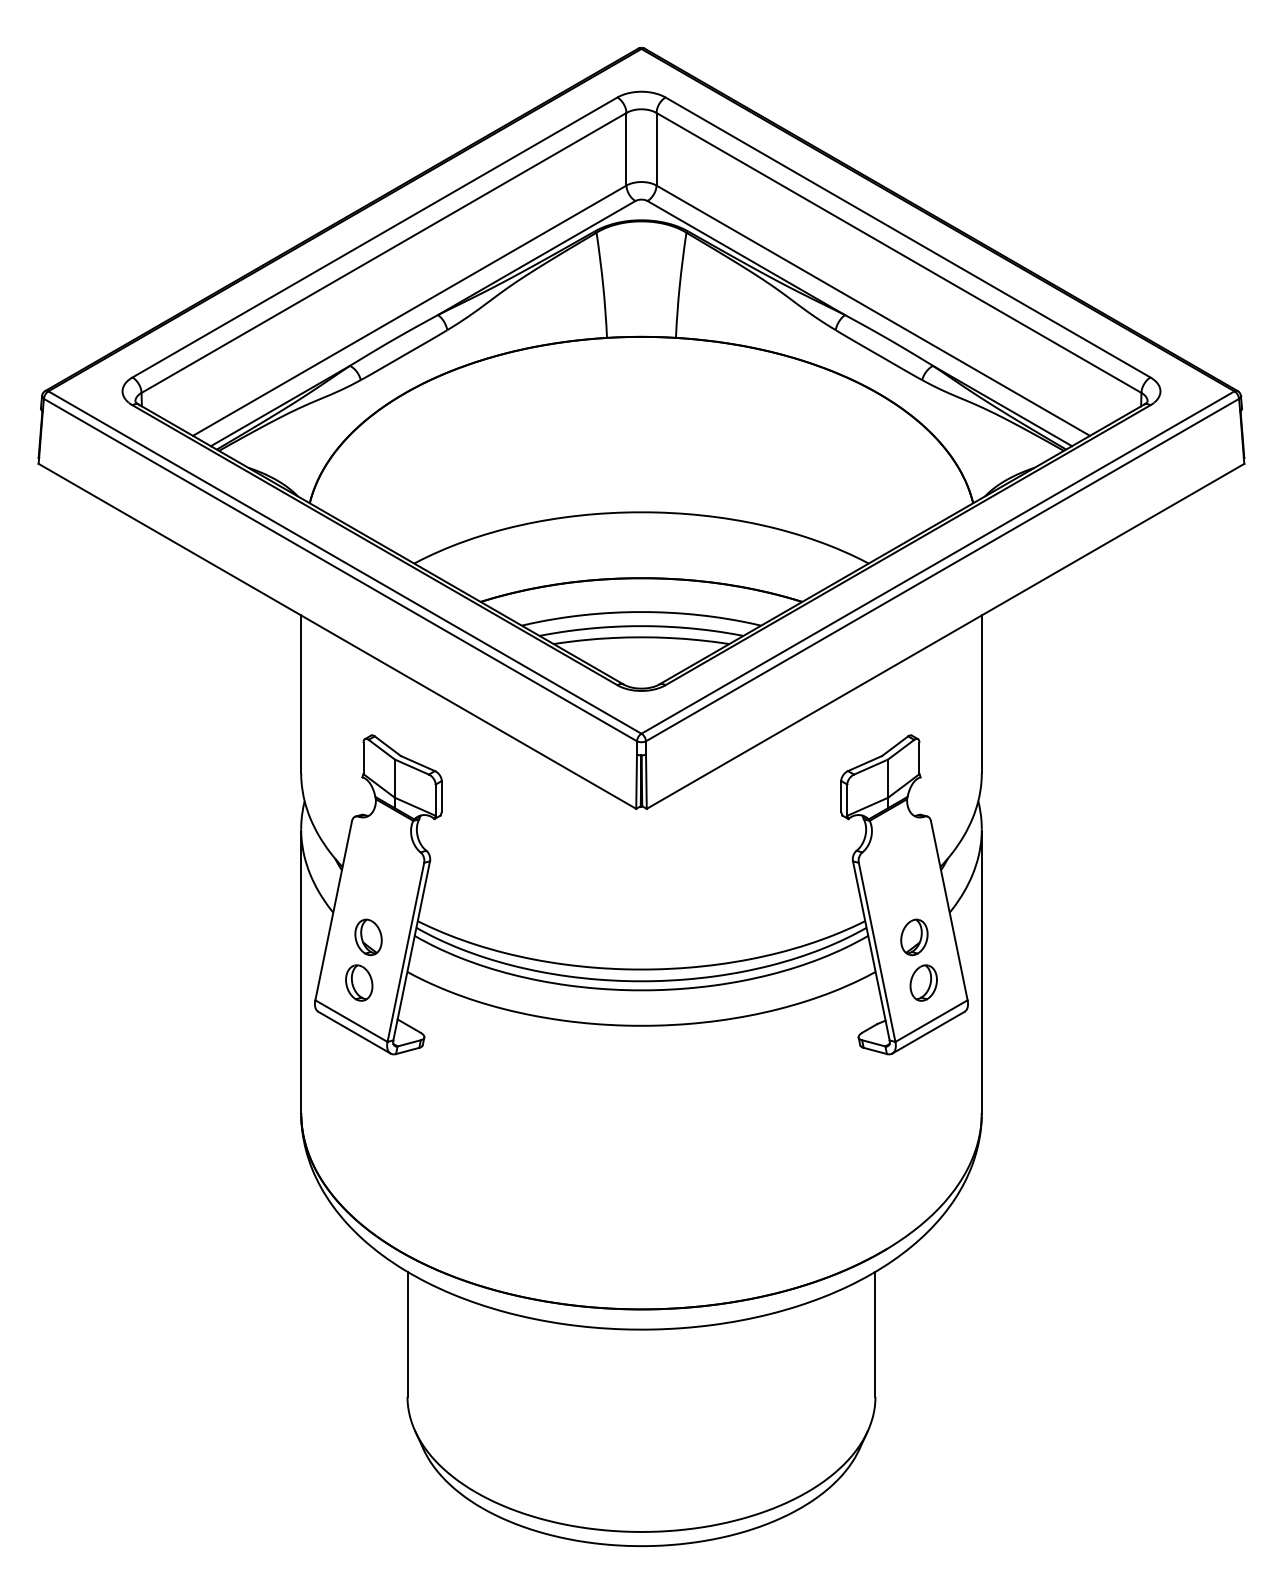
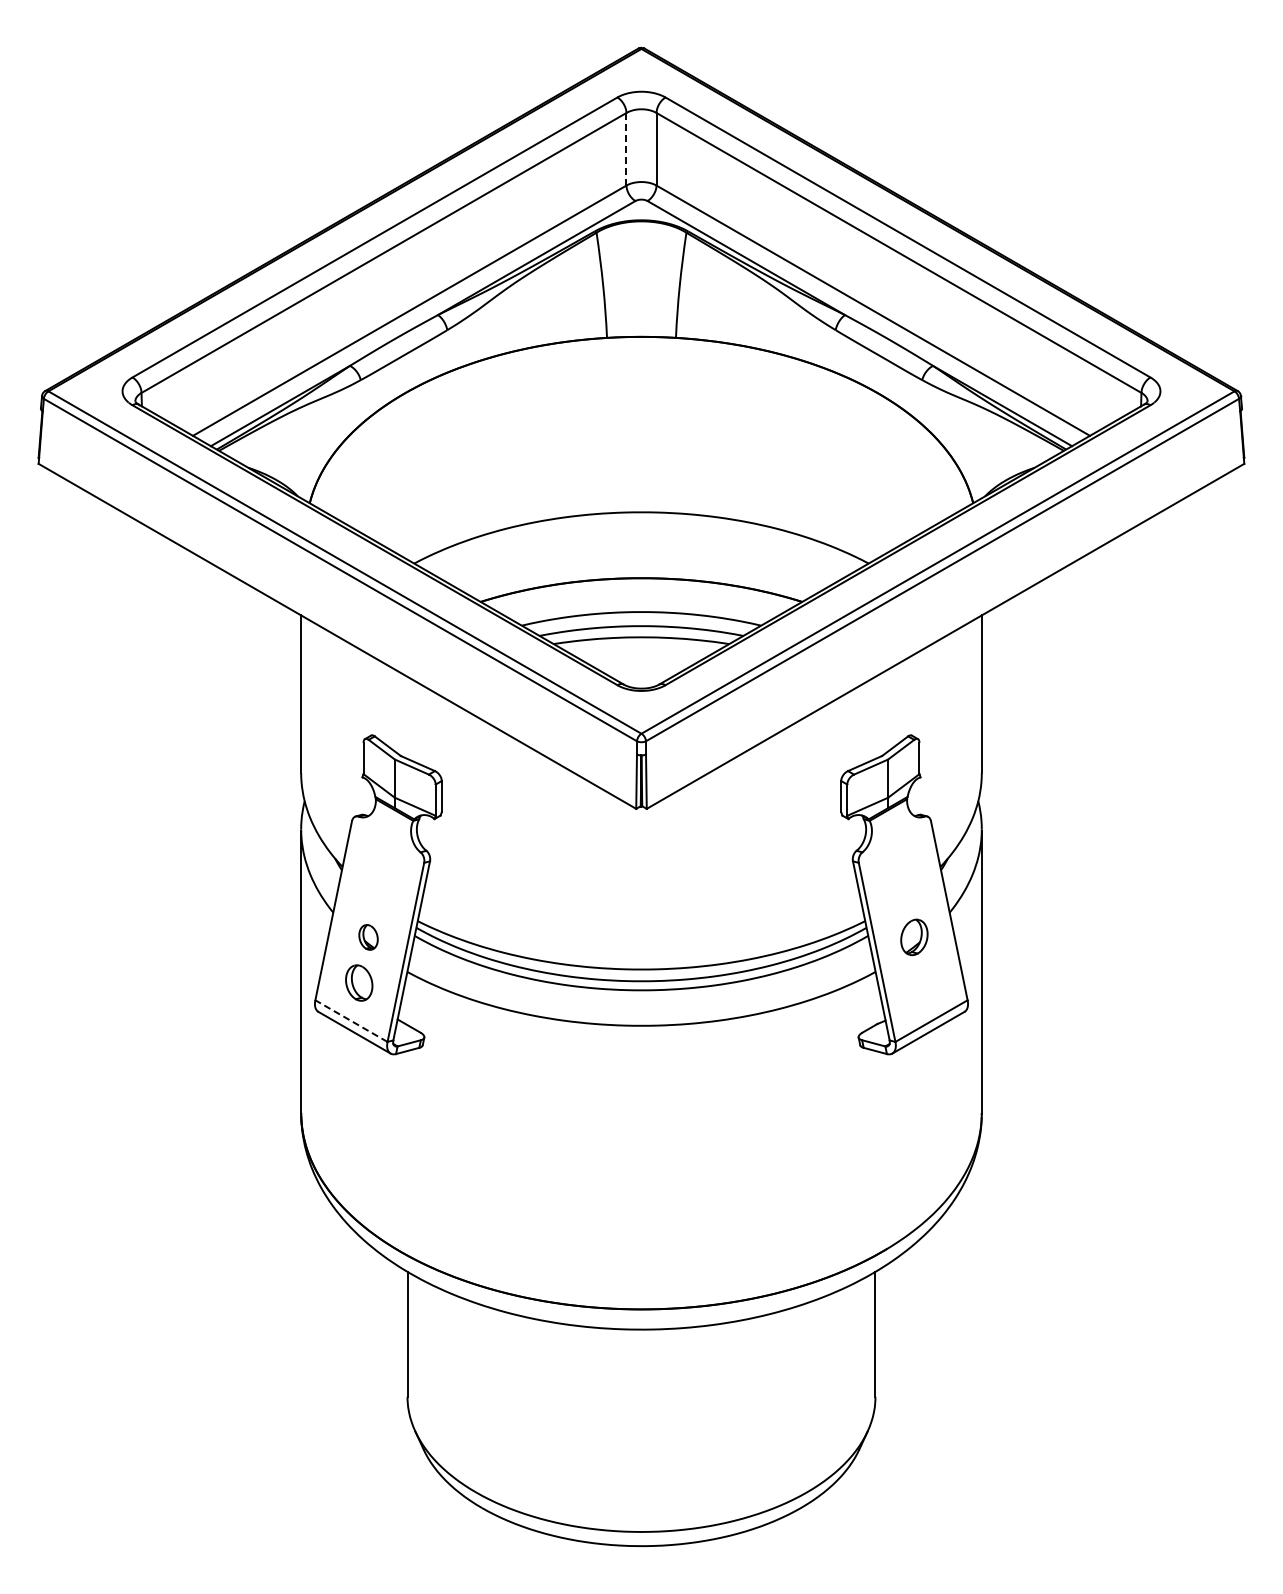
line: solid -> dashed (626, 148)
part size: 29x39 px -> 21x27 px (368, 937)
part: present -> none (923, 982)
line: solid -> dashed (351, 1021)
